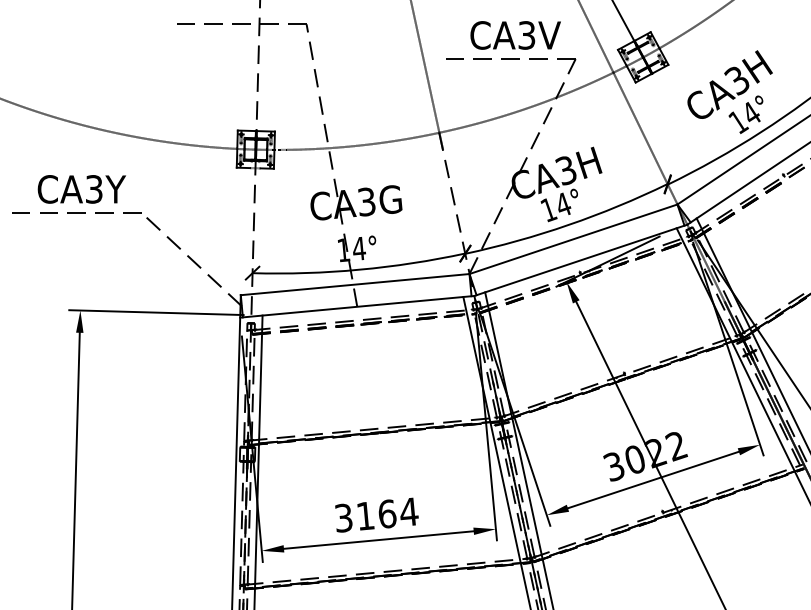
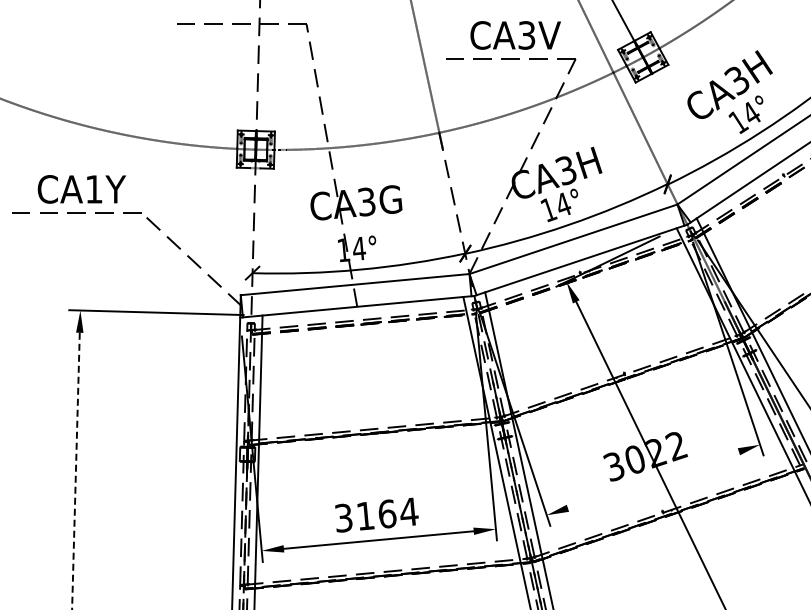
text: CA3Y -> CA1Y (94, 189)
line: solid -> dashed (75, 471)
line: present -> none (652, 479)
